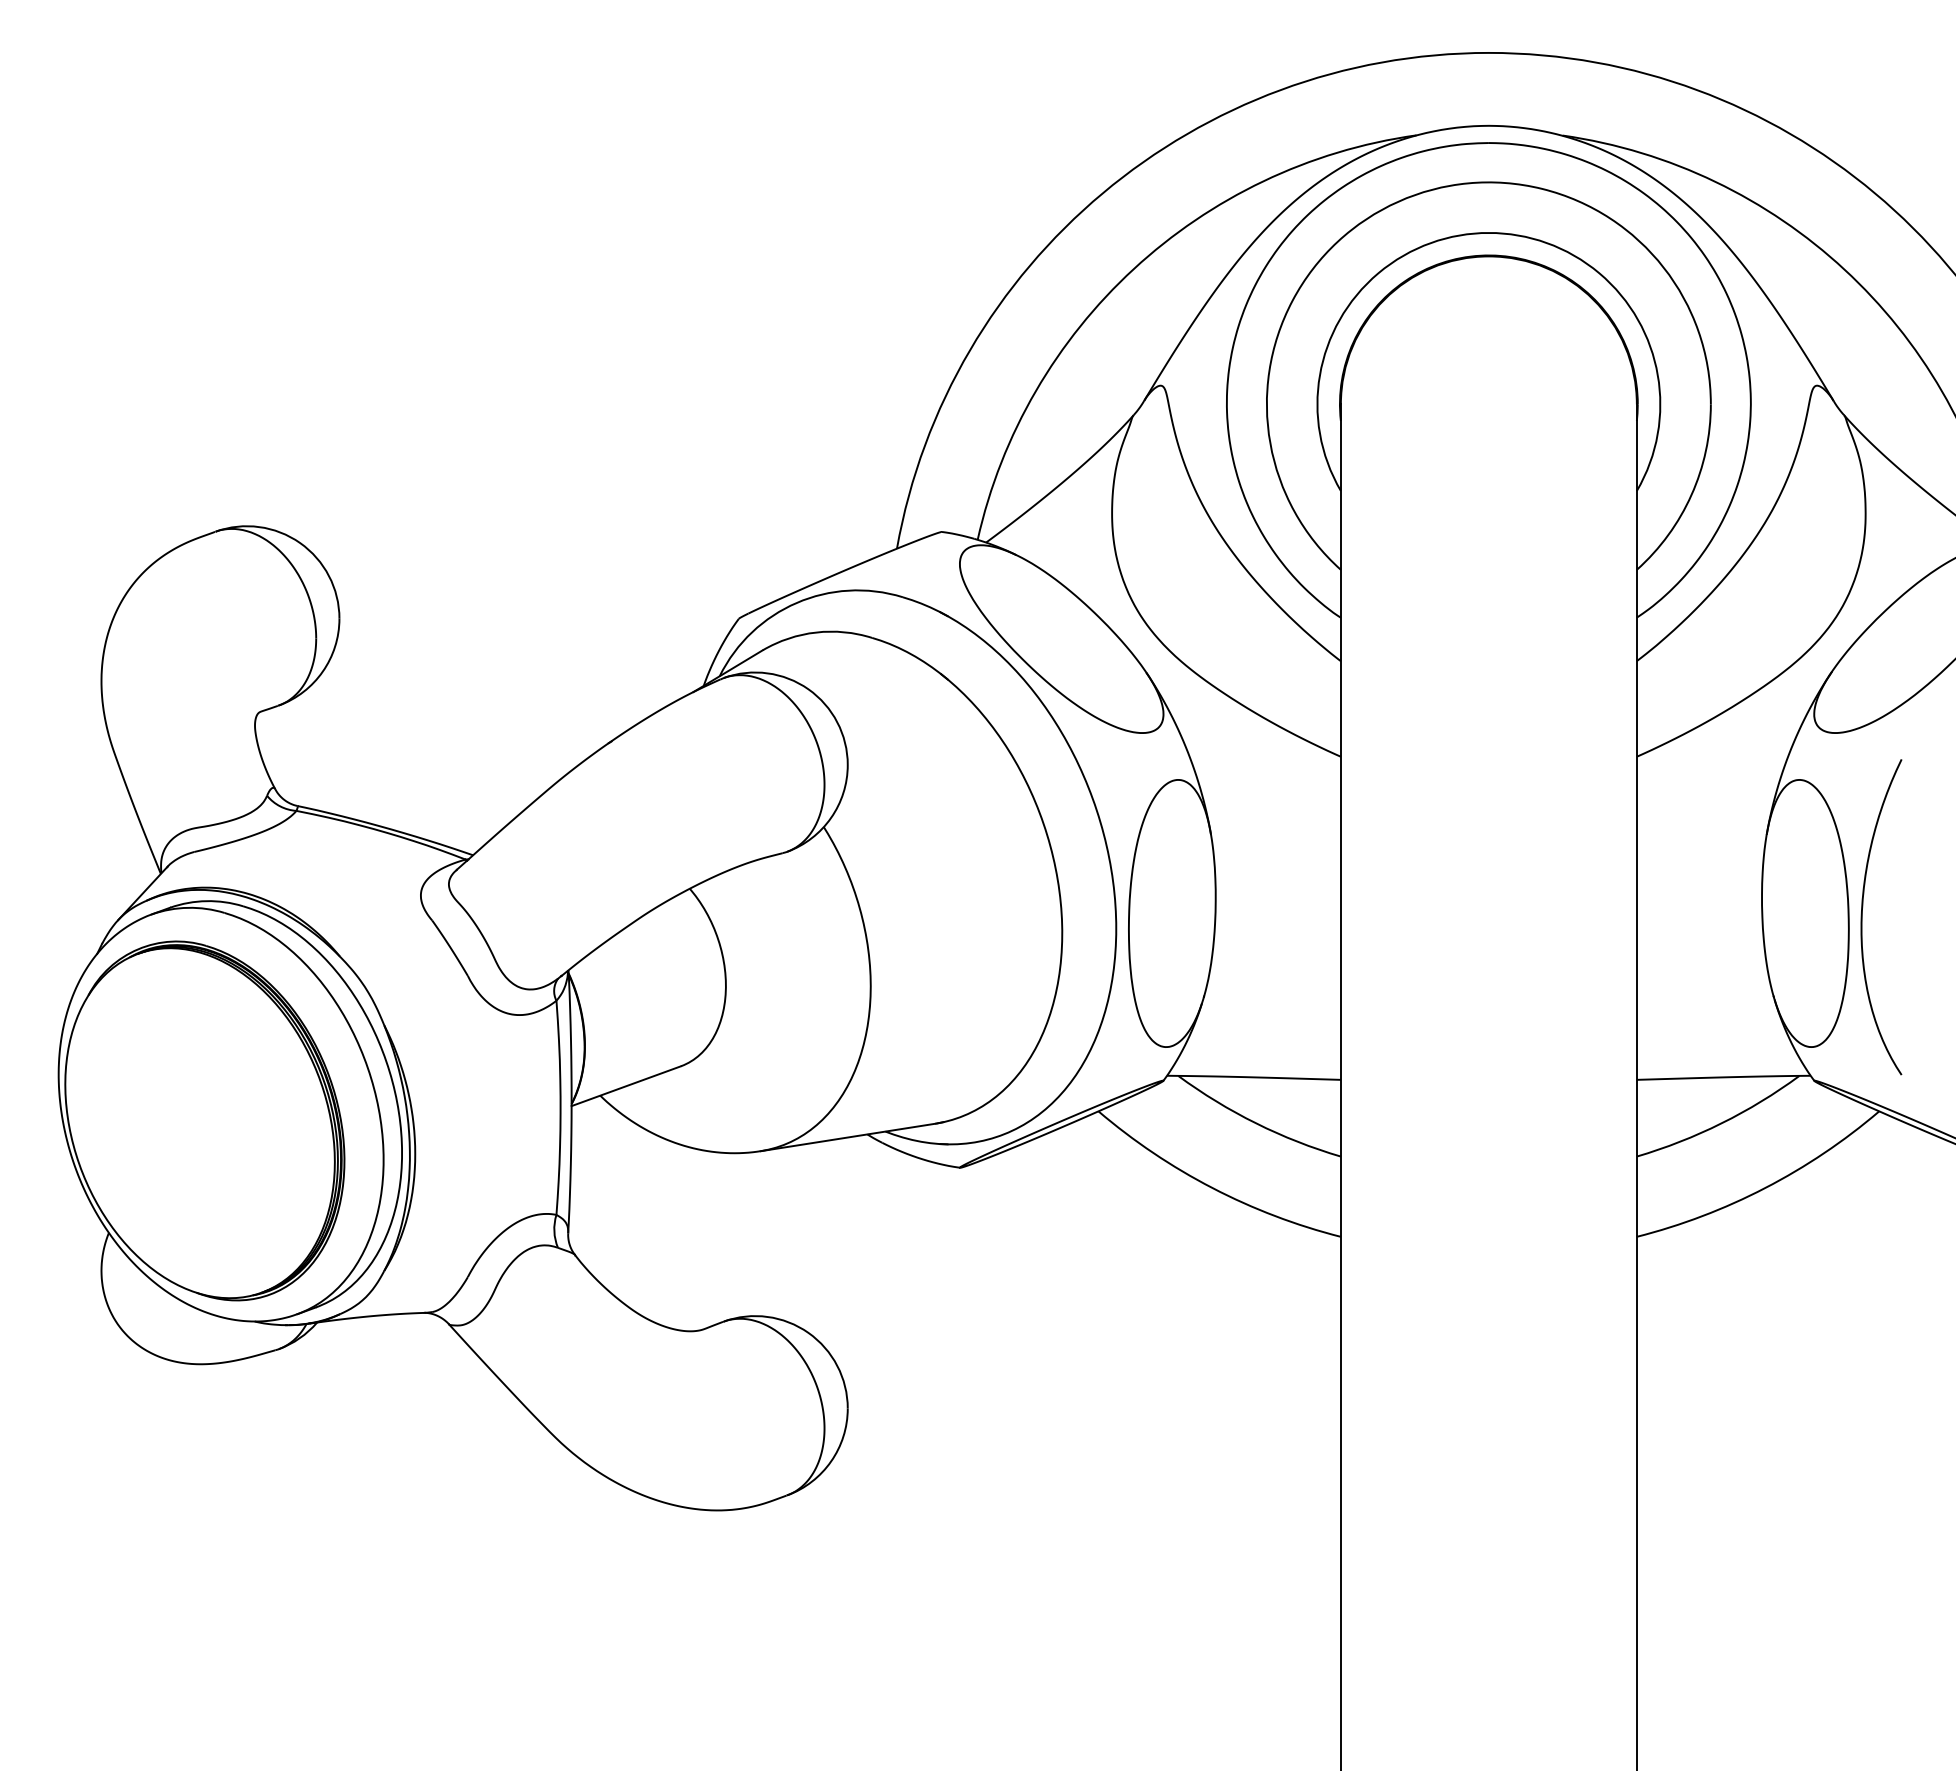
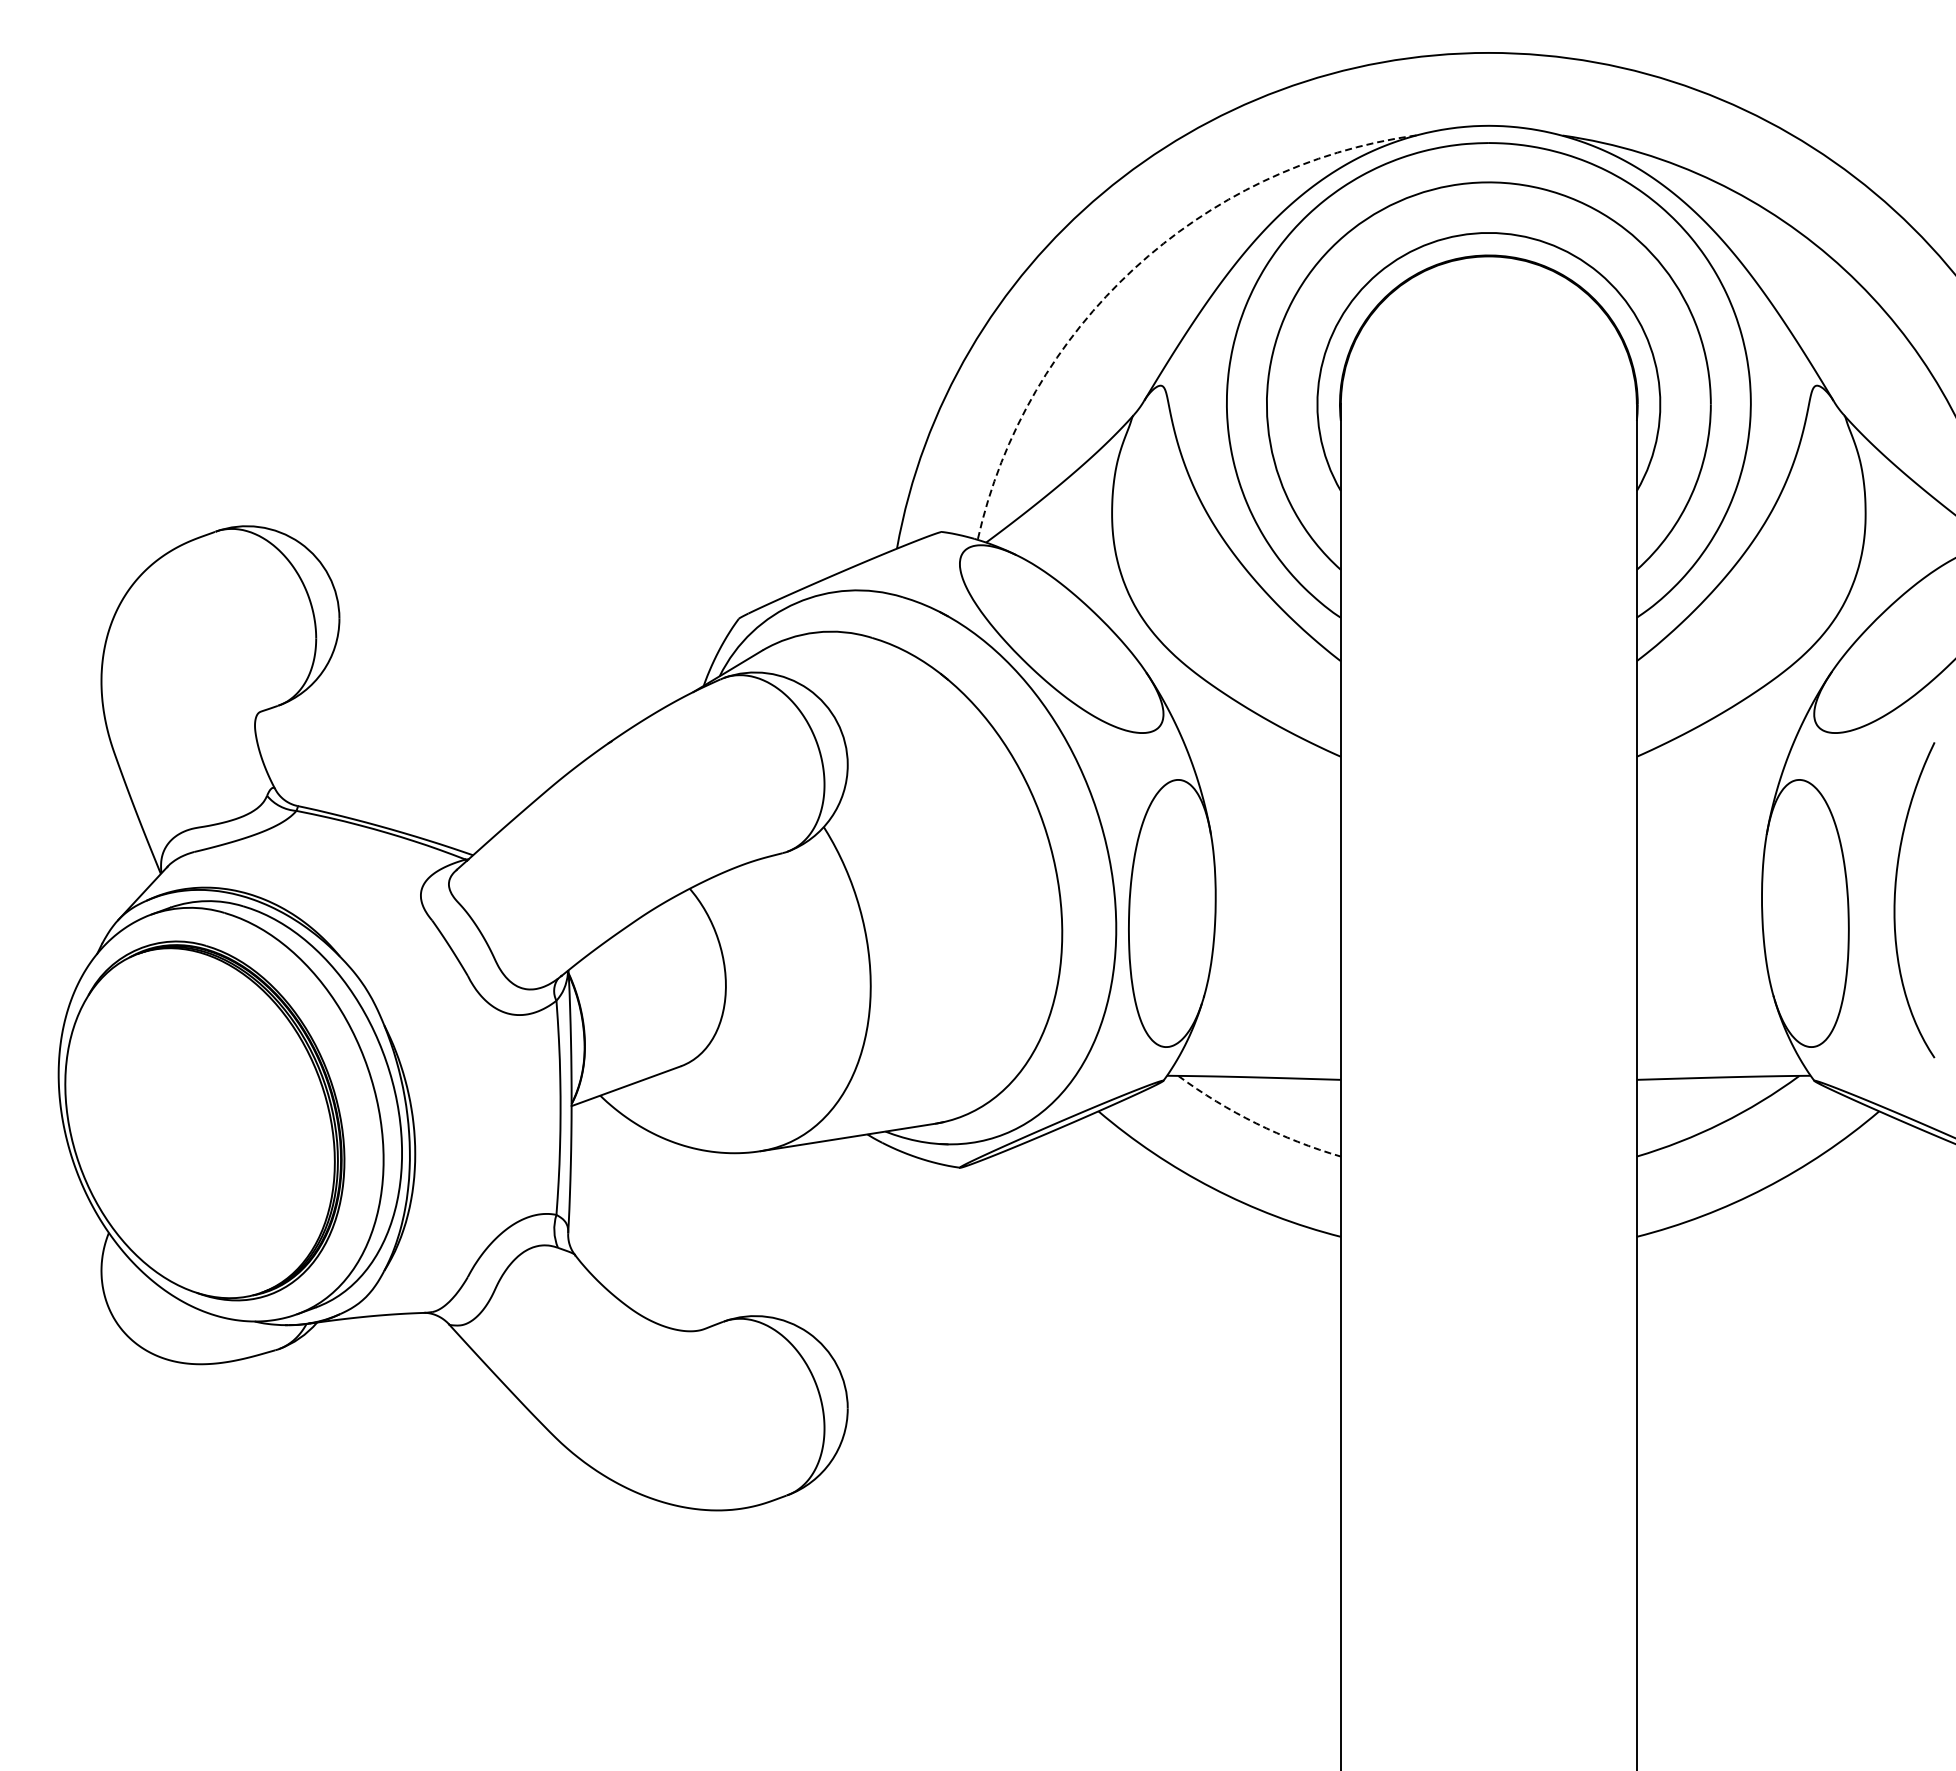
arc: solid -> dashed (1133, 269)
curve position: (1862, 917) -> (1895, 900) (1895, 900)
arc: solid -> dashed (1256, 1123)
